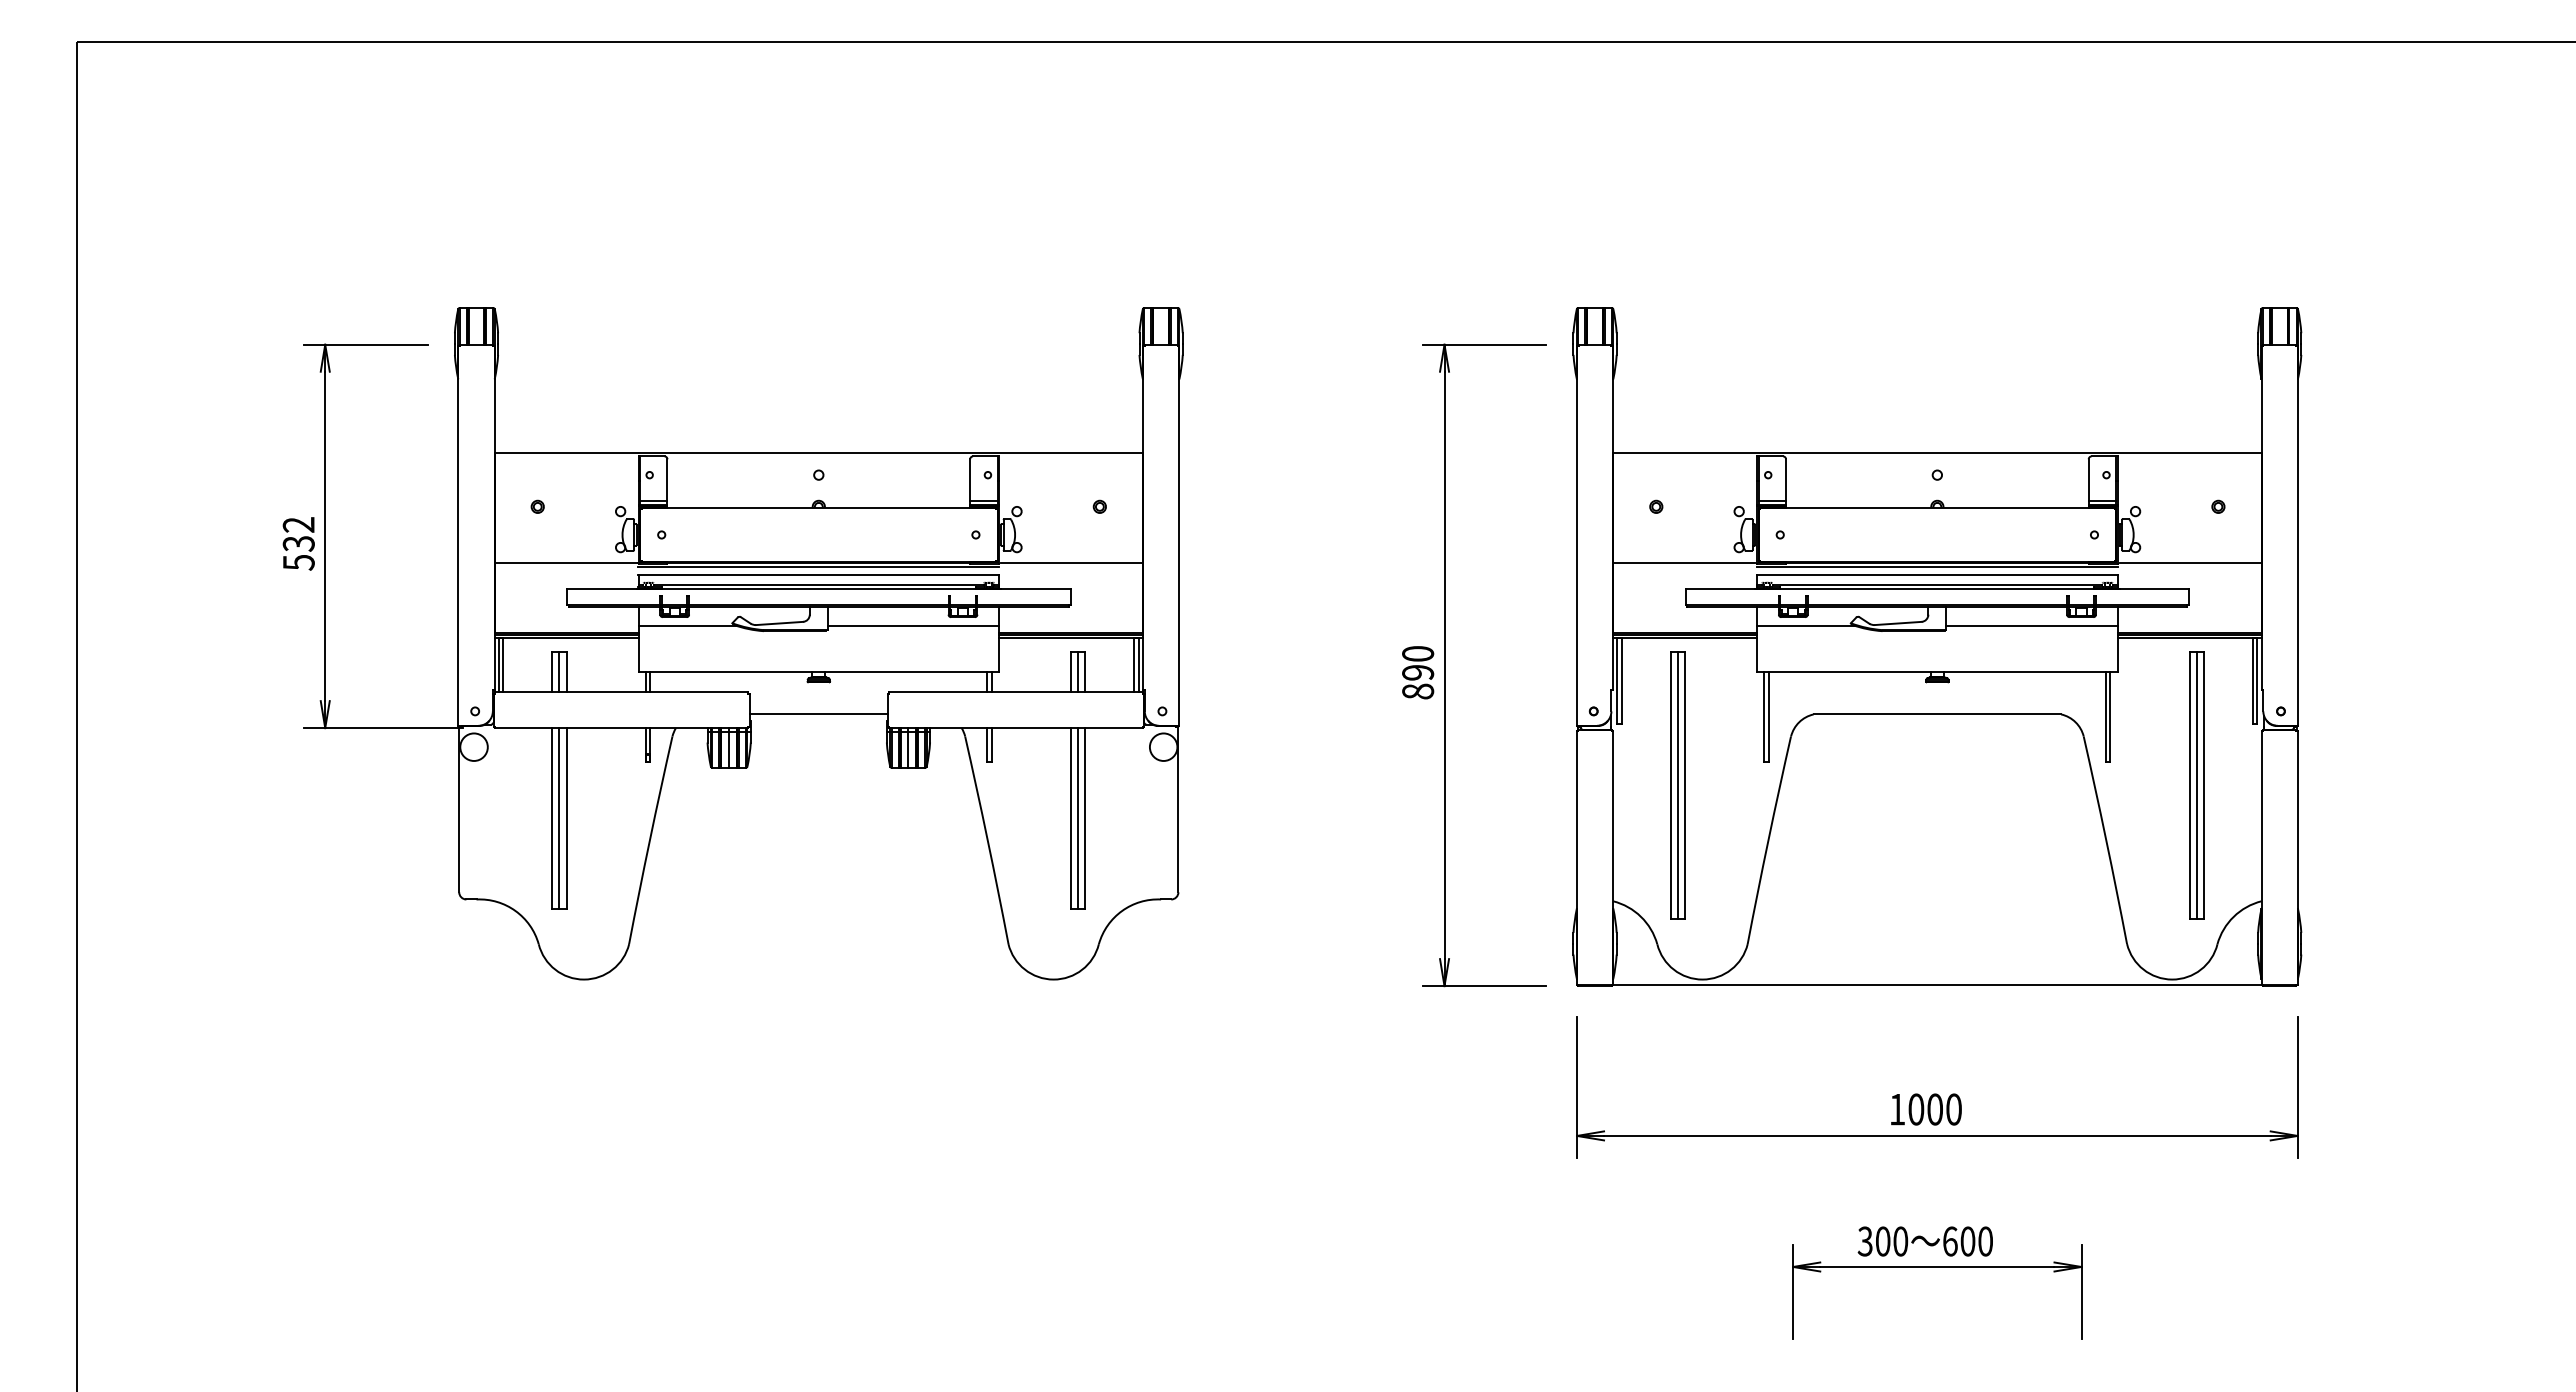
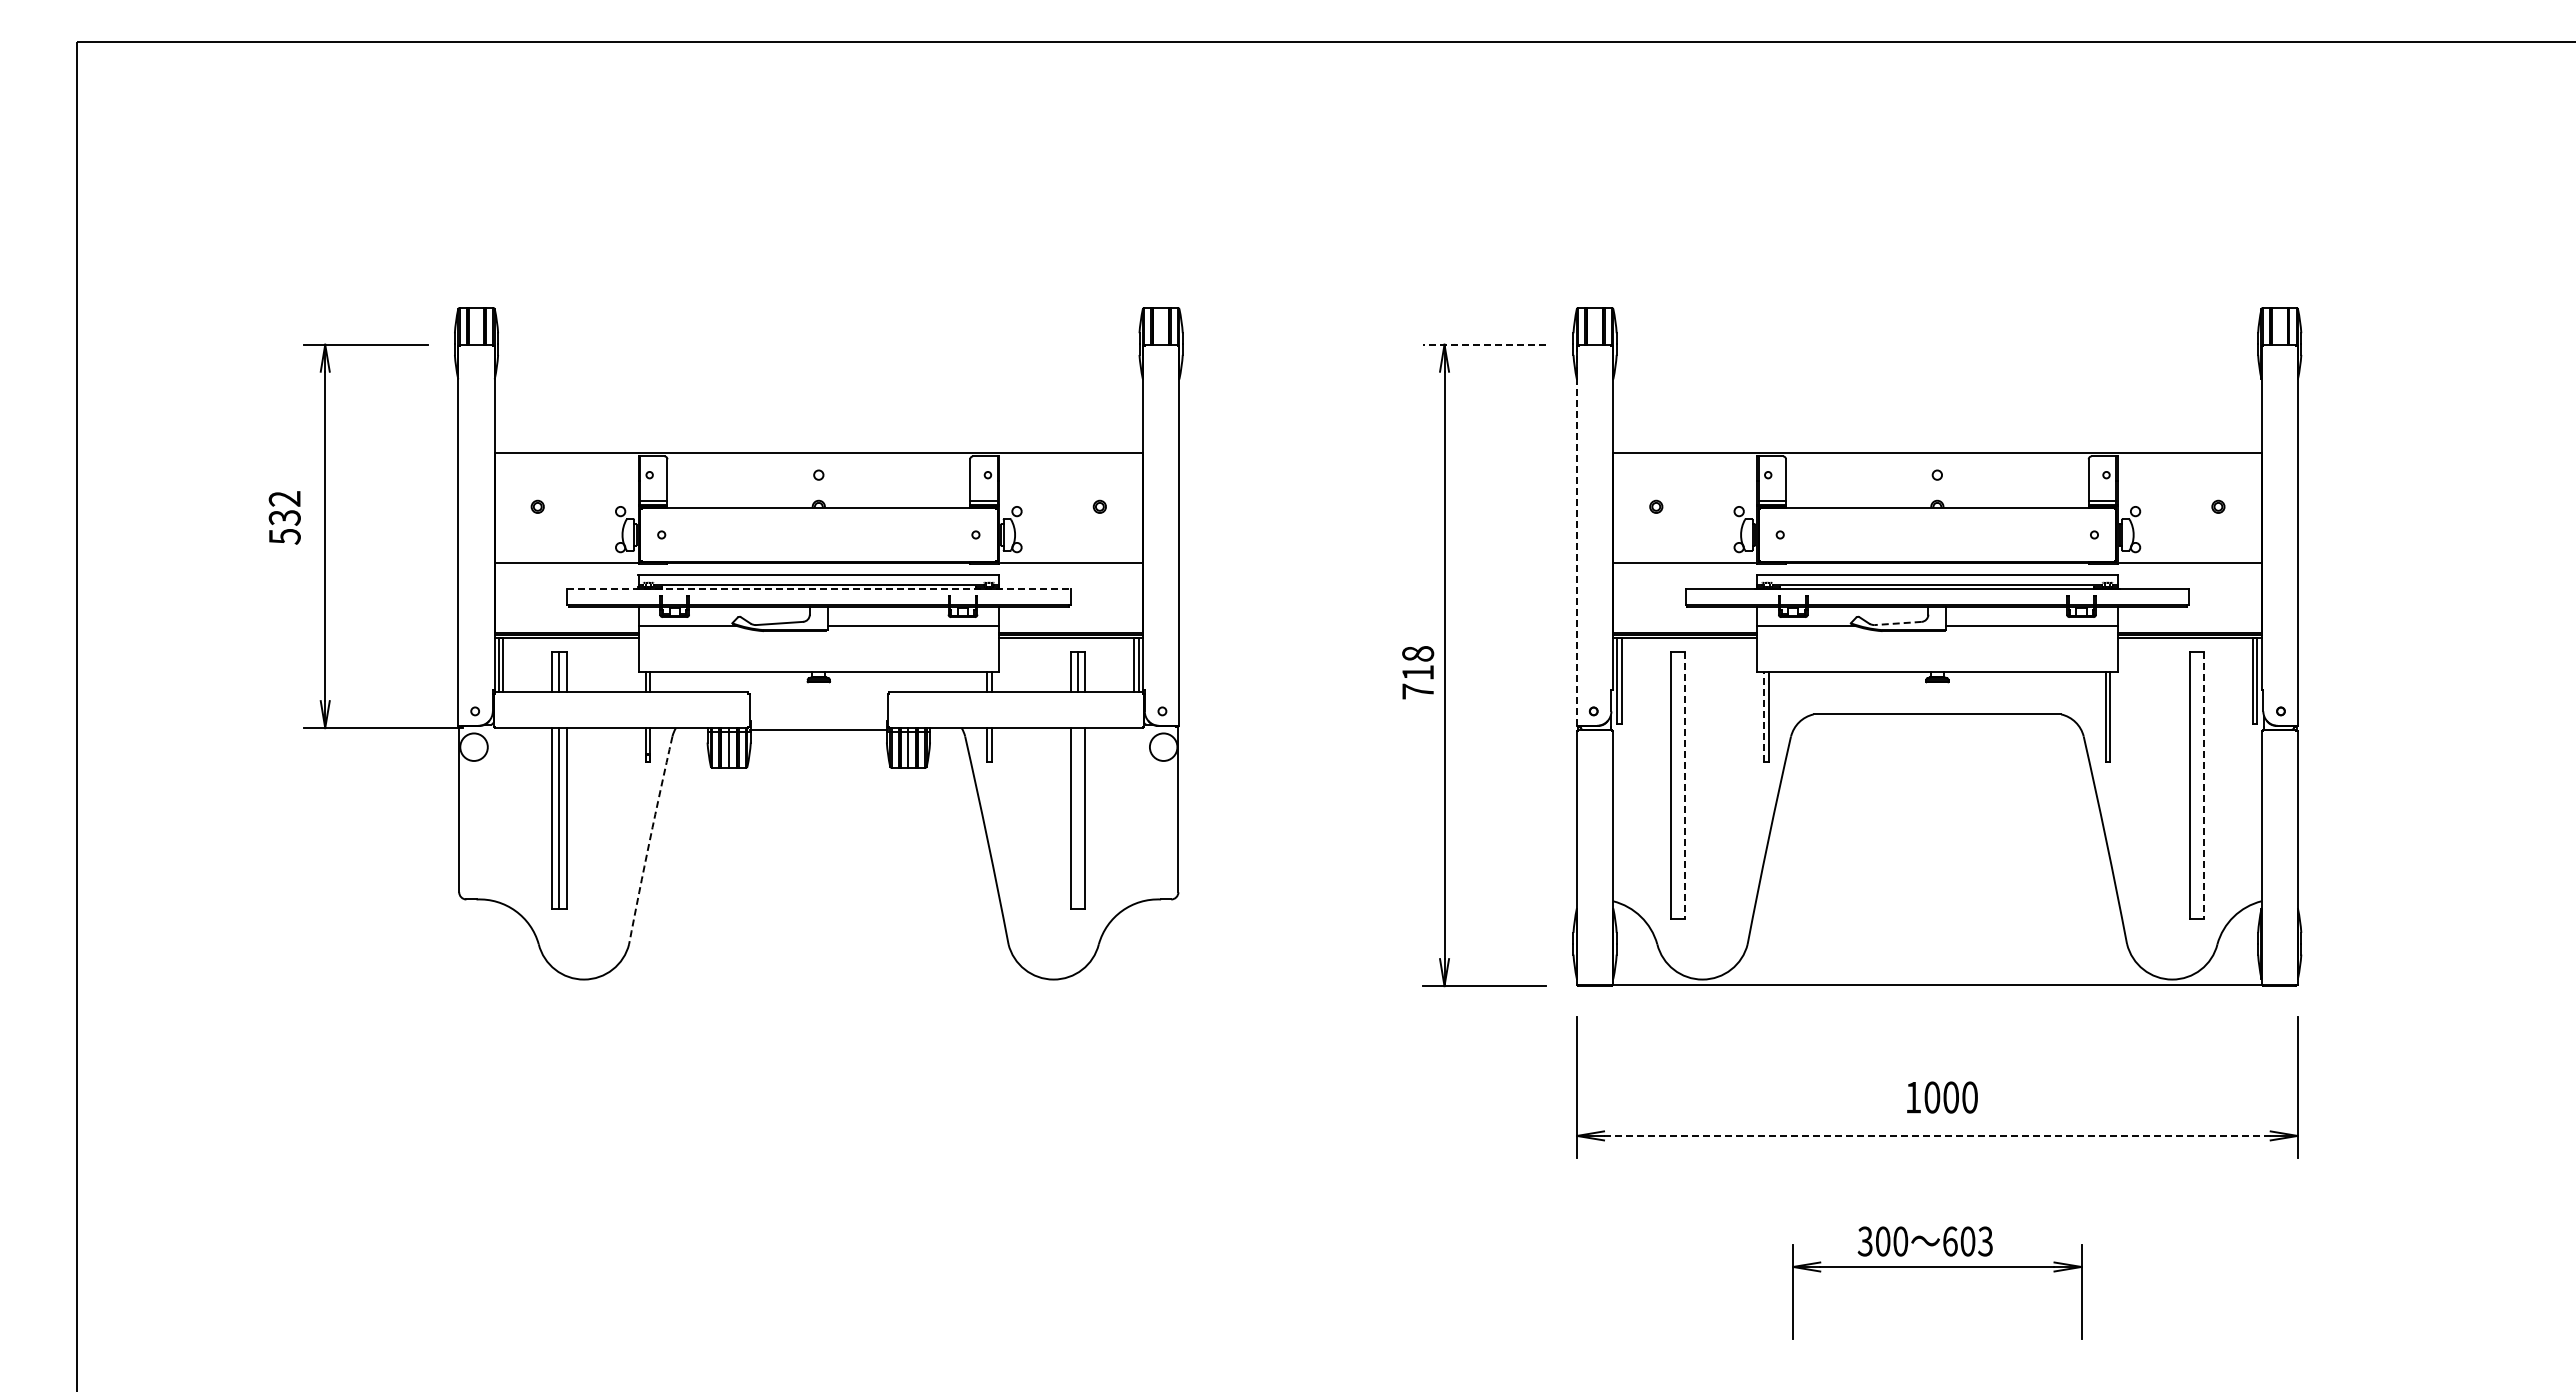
line: solid -> dashed (1484, 344)
line: solid -> dashed (1577, 536)
text position: (298, 543) -> (284, 517) (284, 517)
line: present -> none (818, 567)
line: present -> none (1936, 567)
line: solid -> dashed (818, 589)
line: solid -> dashed (1898, 623)
text: 890 -> 718 (1418, 672)
line position: (818, 714) -> (818, 730) (818, 730)
line: solid -> dashed (1764, 717)
line: present -> none (1677, 785)
line: solid -> dashed (1685, 785)
line: present -> none (2196, 785)
line: solid -> dashed (2204, 785)
line: present -> none (1078, 818)
arc: solid -> dashed (649, 840)
text position: (1926, 1109) -> (1942, 1097) (1942, 1097)
line: solid -> dashed (1937, 1135)
text: 600 -> 603 (1985, 1241)
